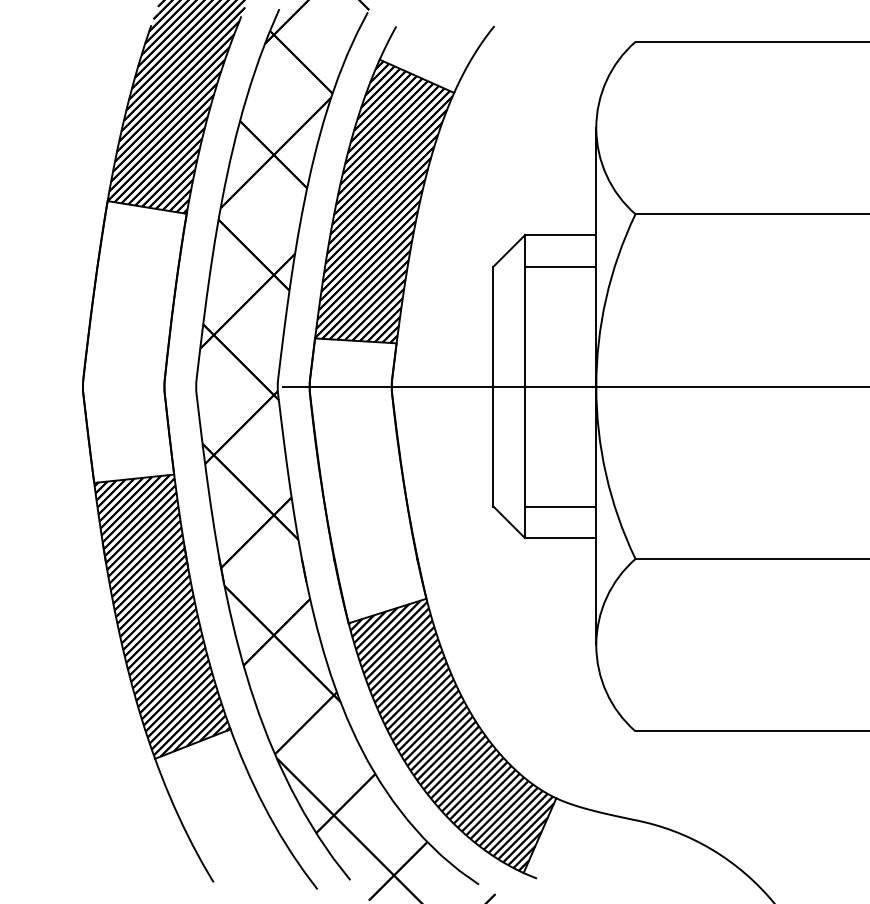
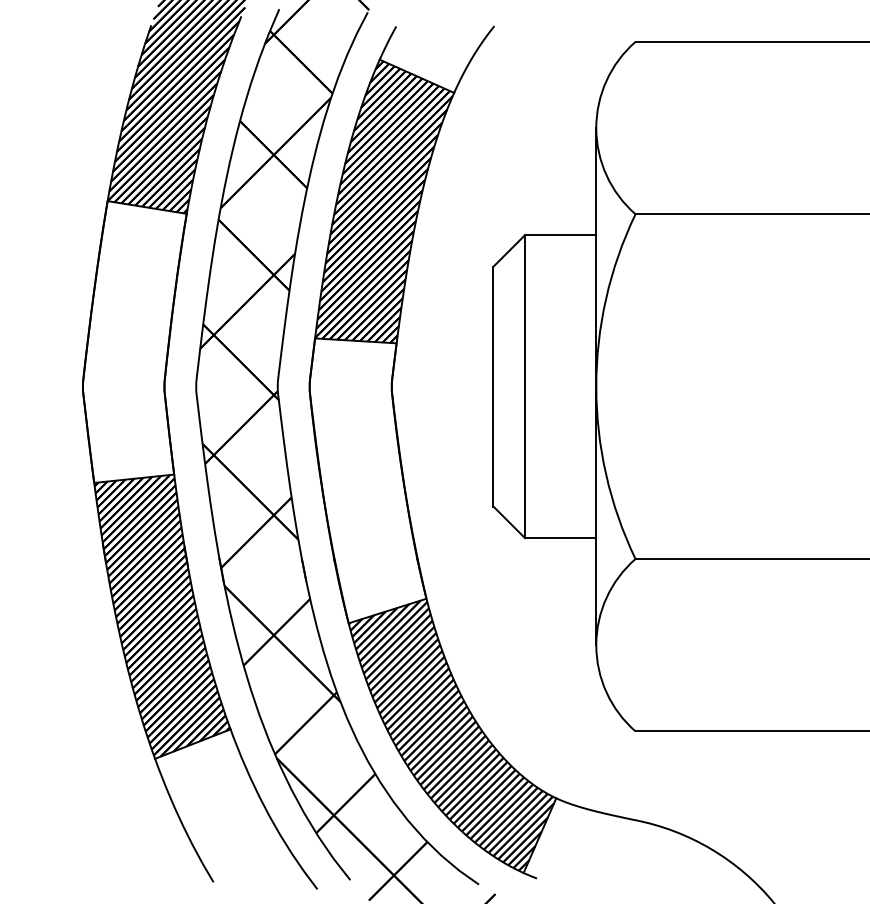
line: present -> none (560, 266)
line: present -> none (573, 386)
line: present -> none (560, 506)
